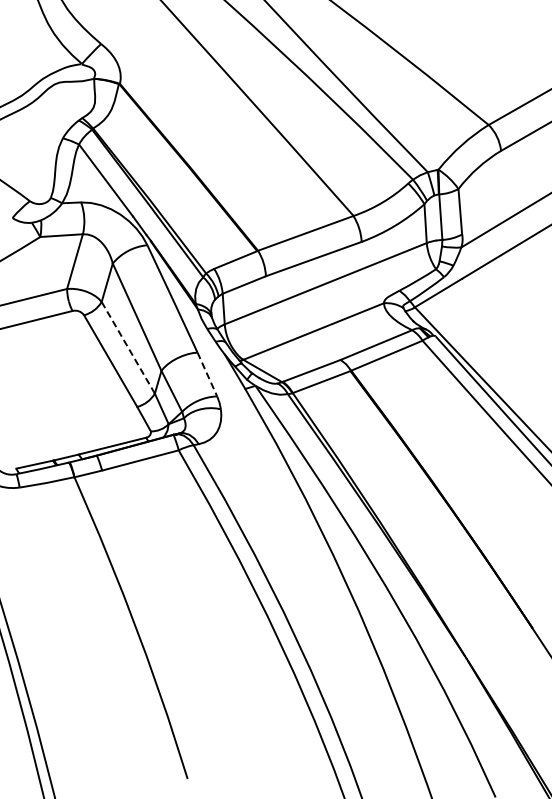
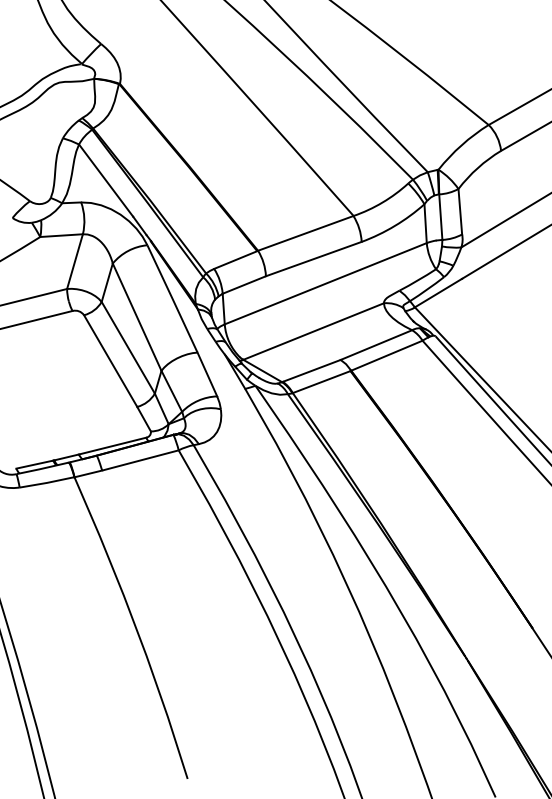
line: dashed -> solid (128, 347)
line: dashed -> solid (207, 374)
